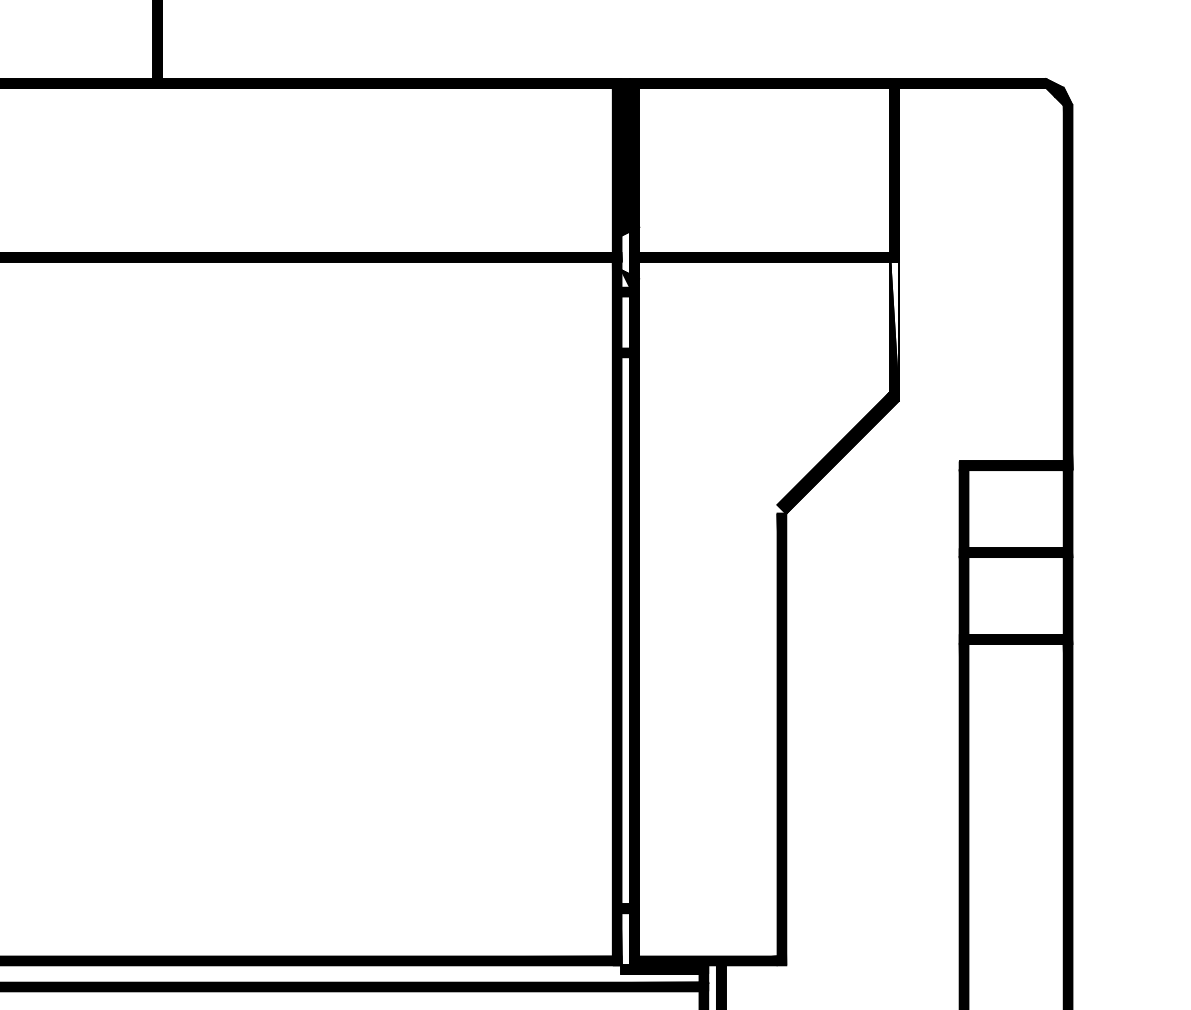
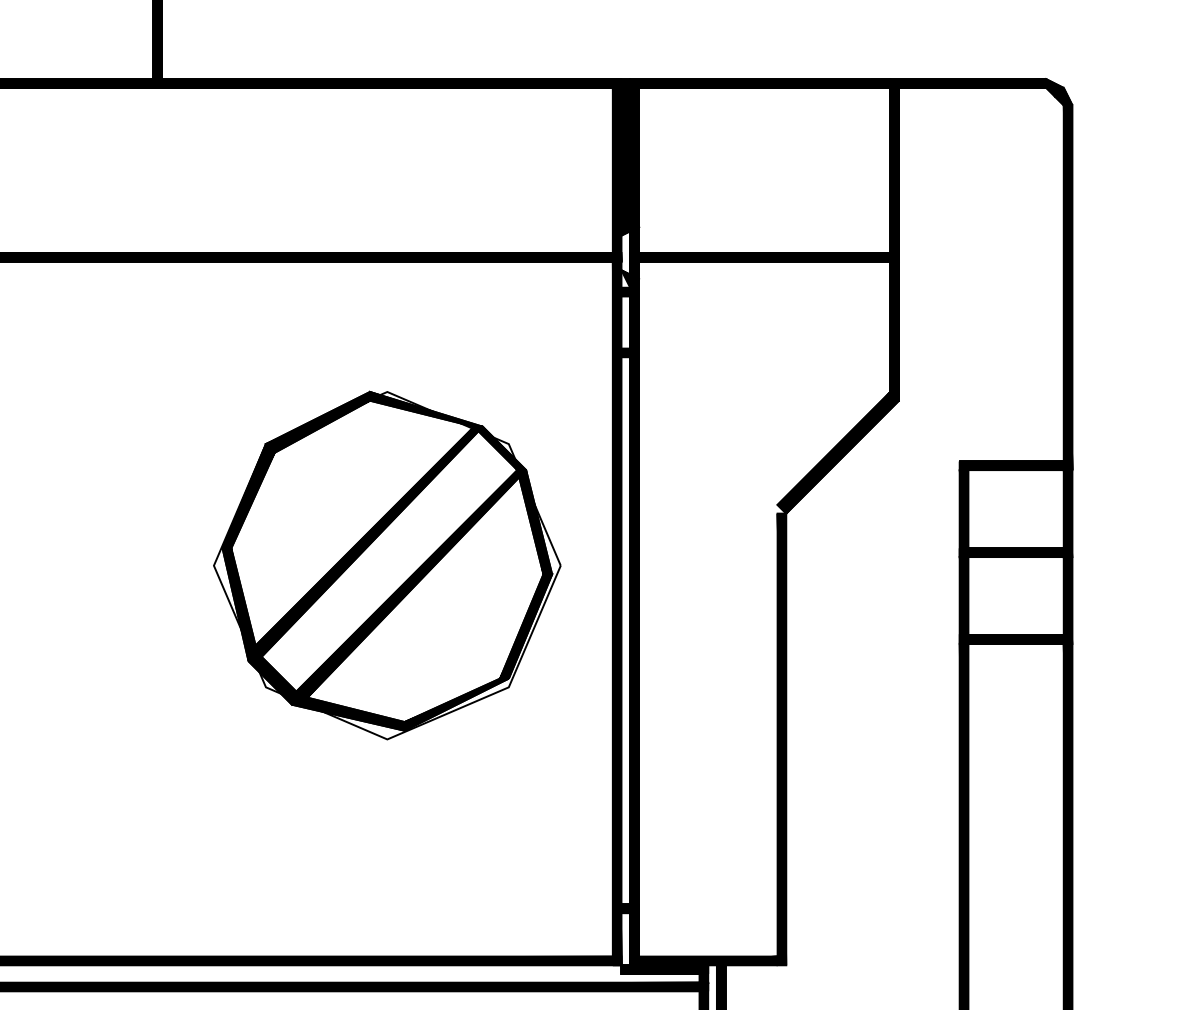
fill: none -> present (894, 330)
part: none -> present (387, 565)
